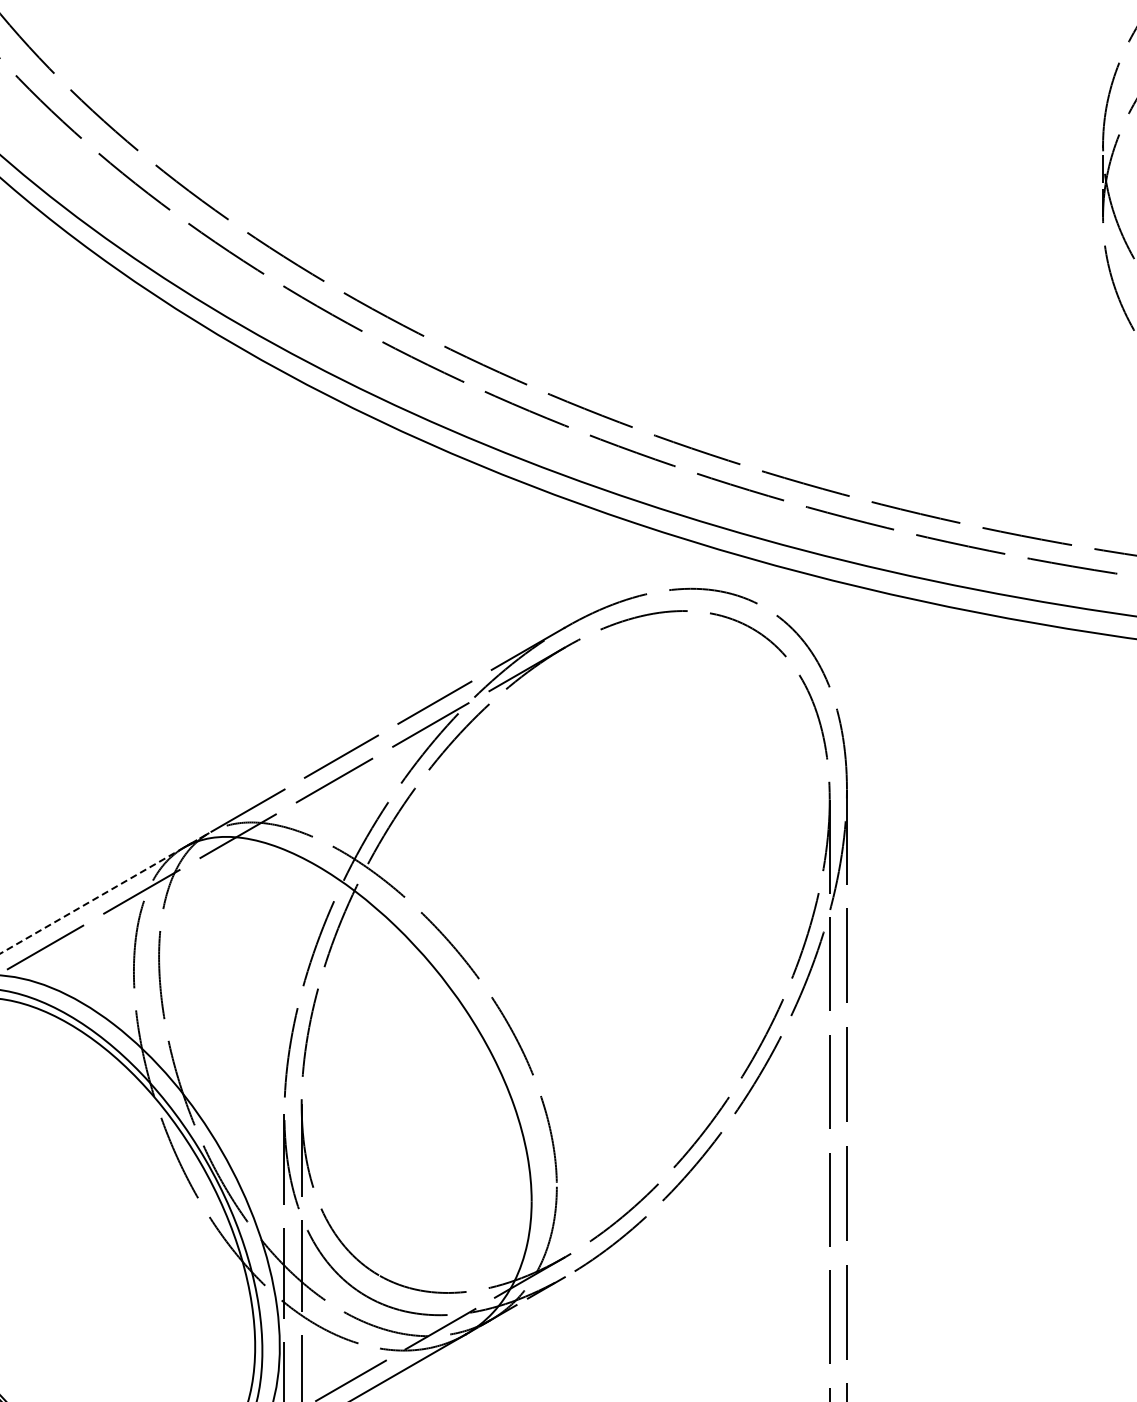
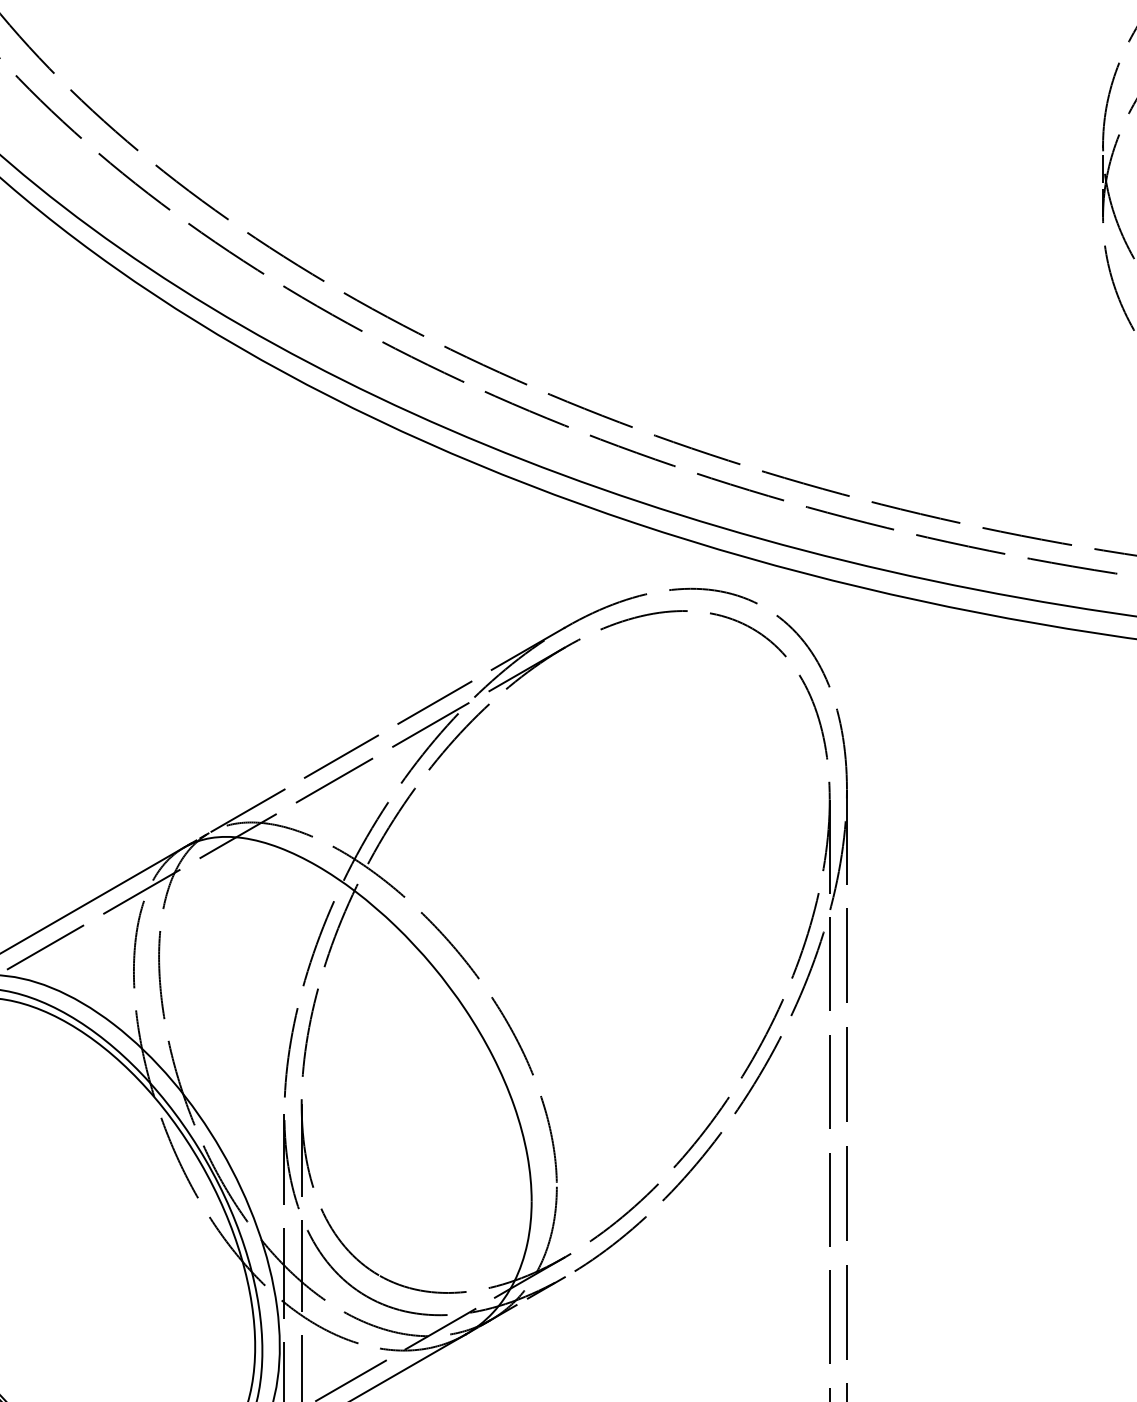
line: dashed -> solid (91, 900)
